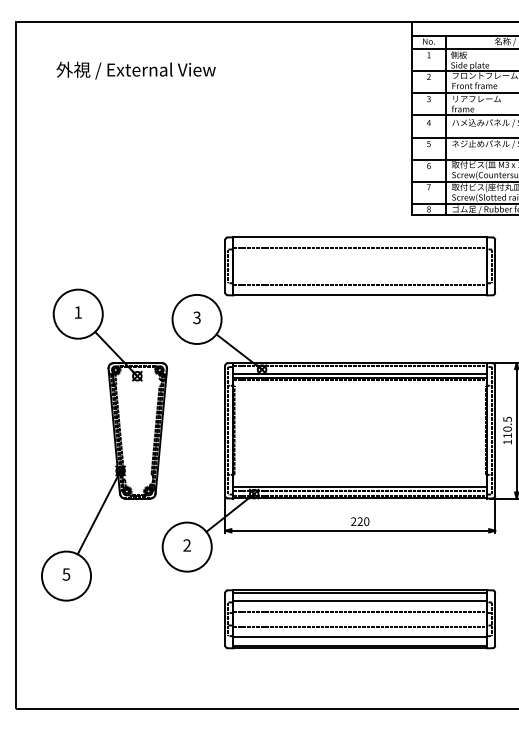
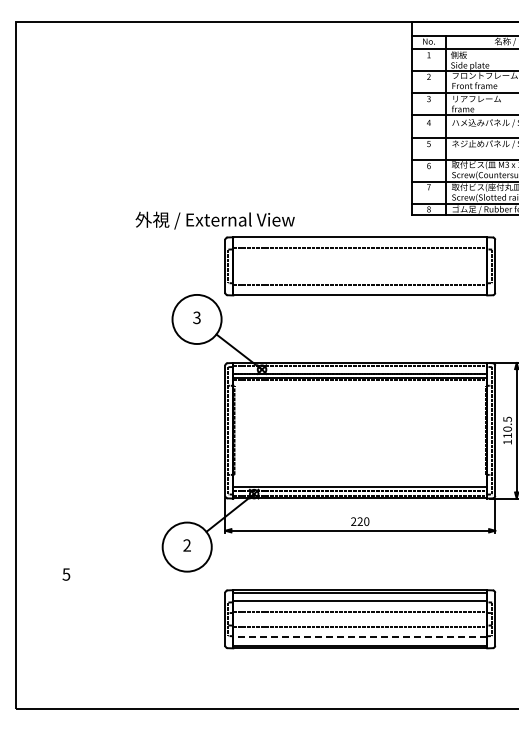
text position: (135, 70) -> (214, 220) (214, 220)
part: present -> none (114, 444)
line: solid -> dashed (360, 637)
